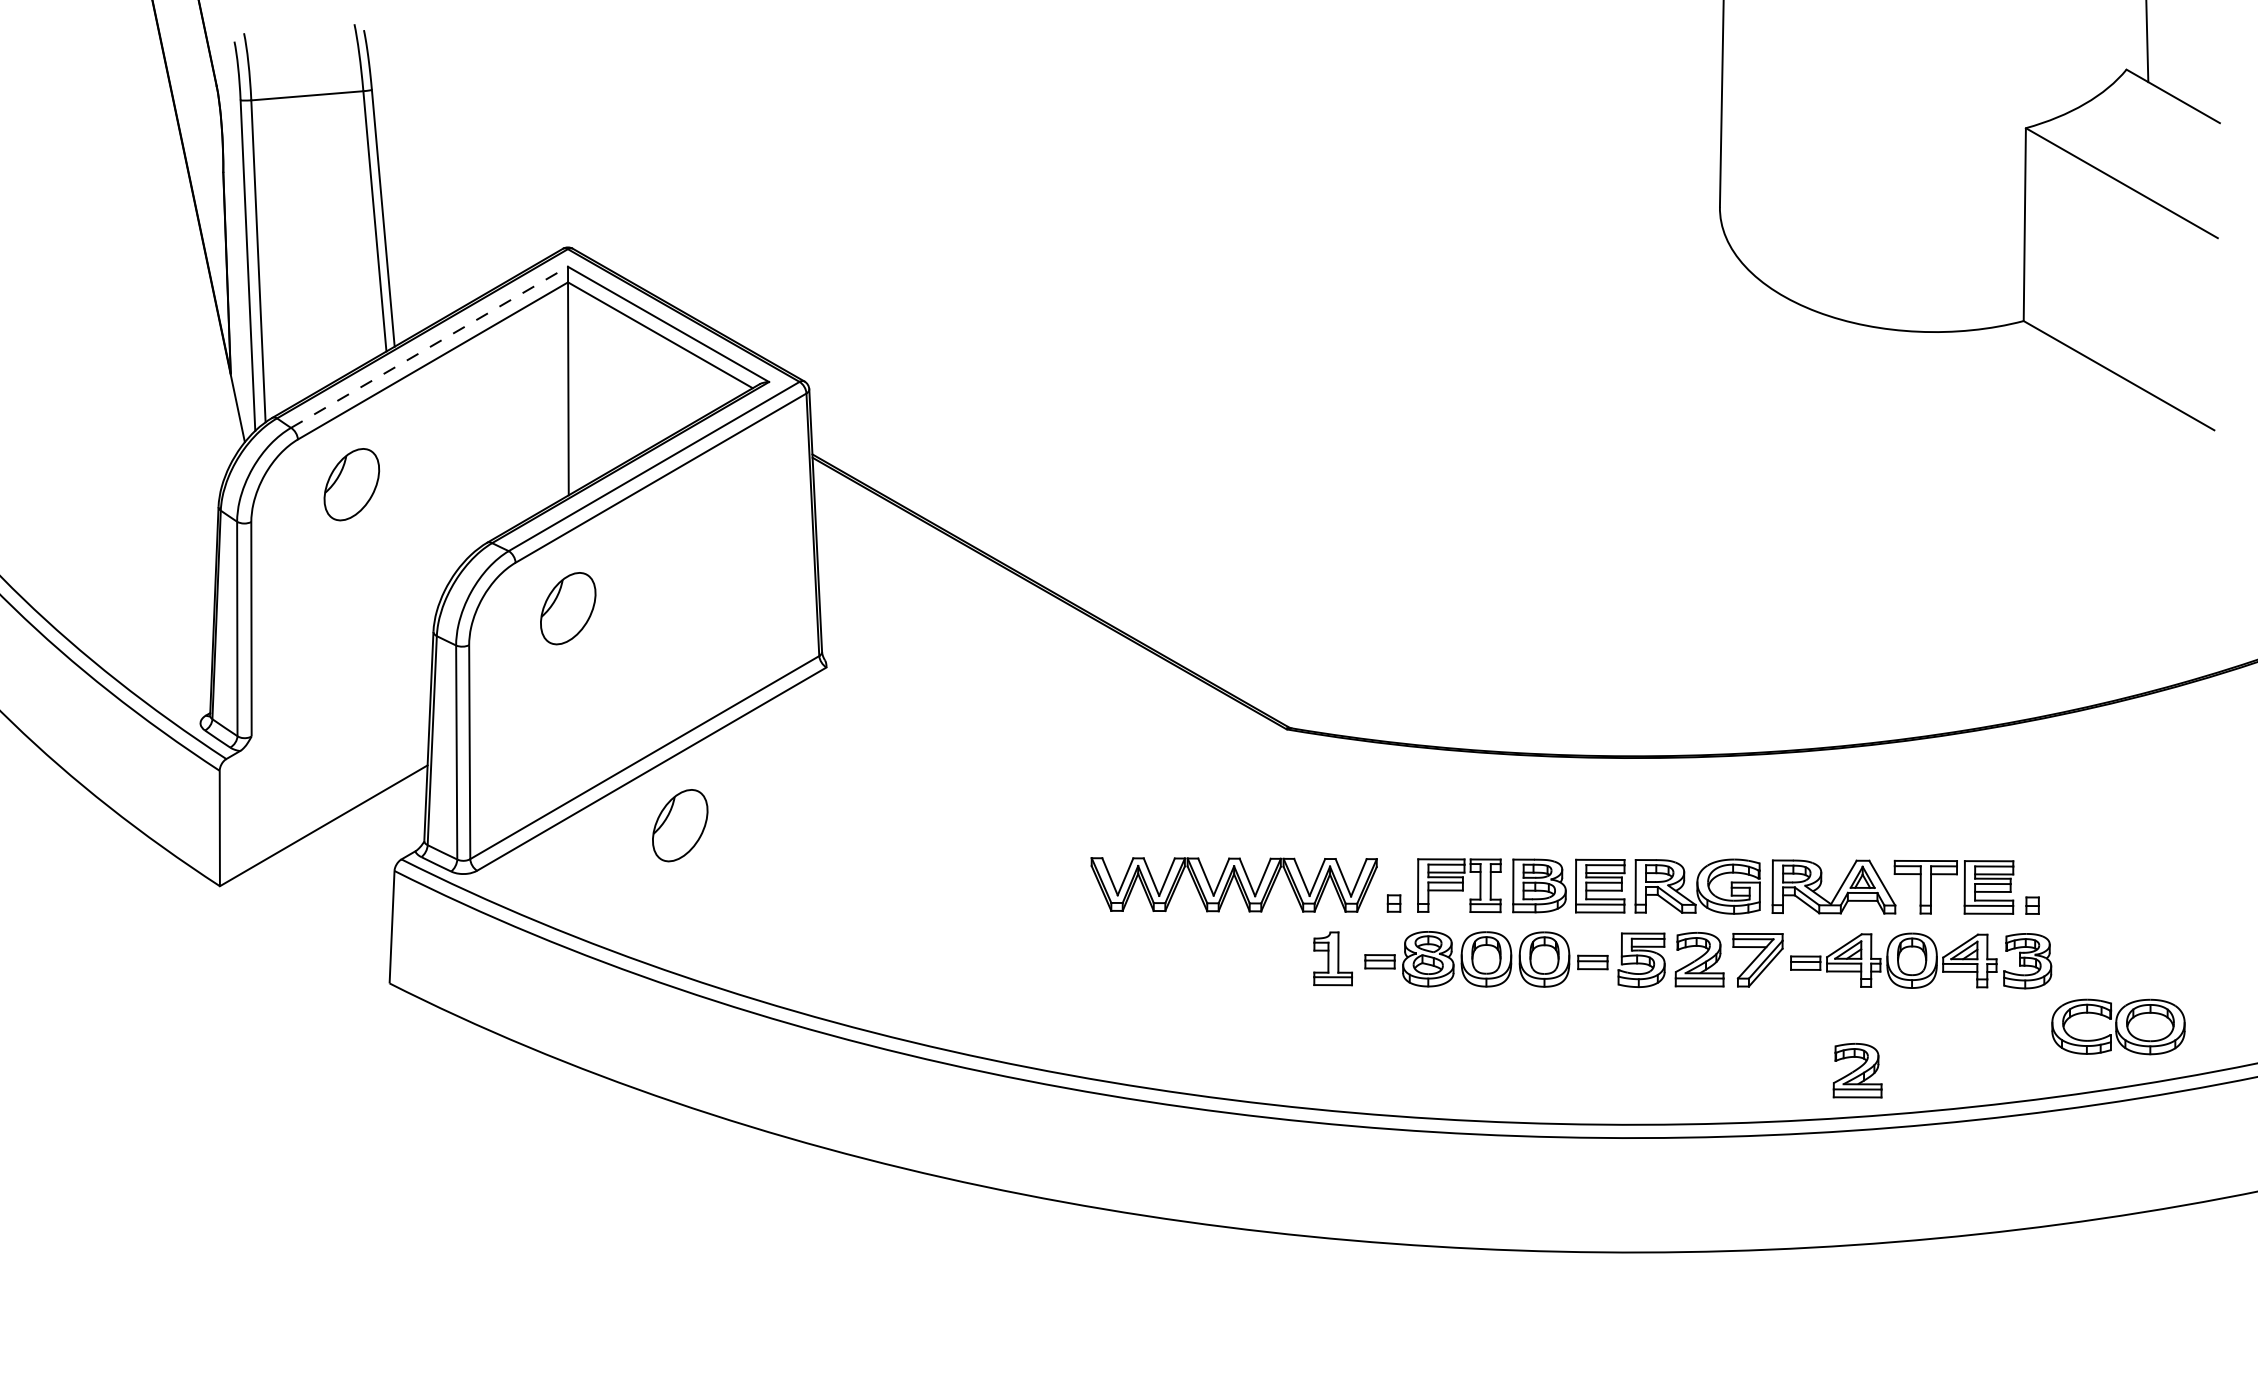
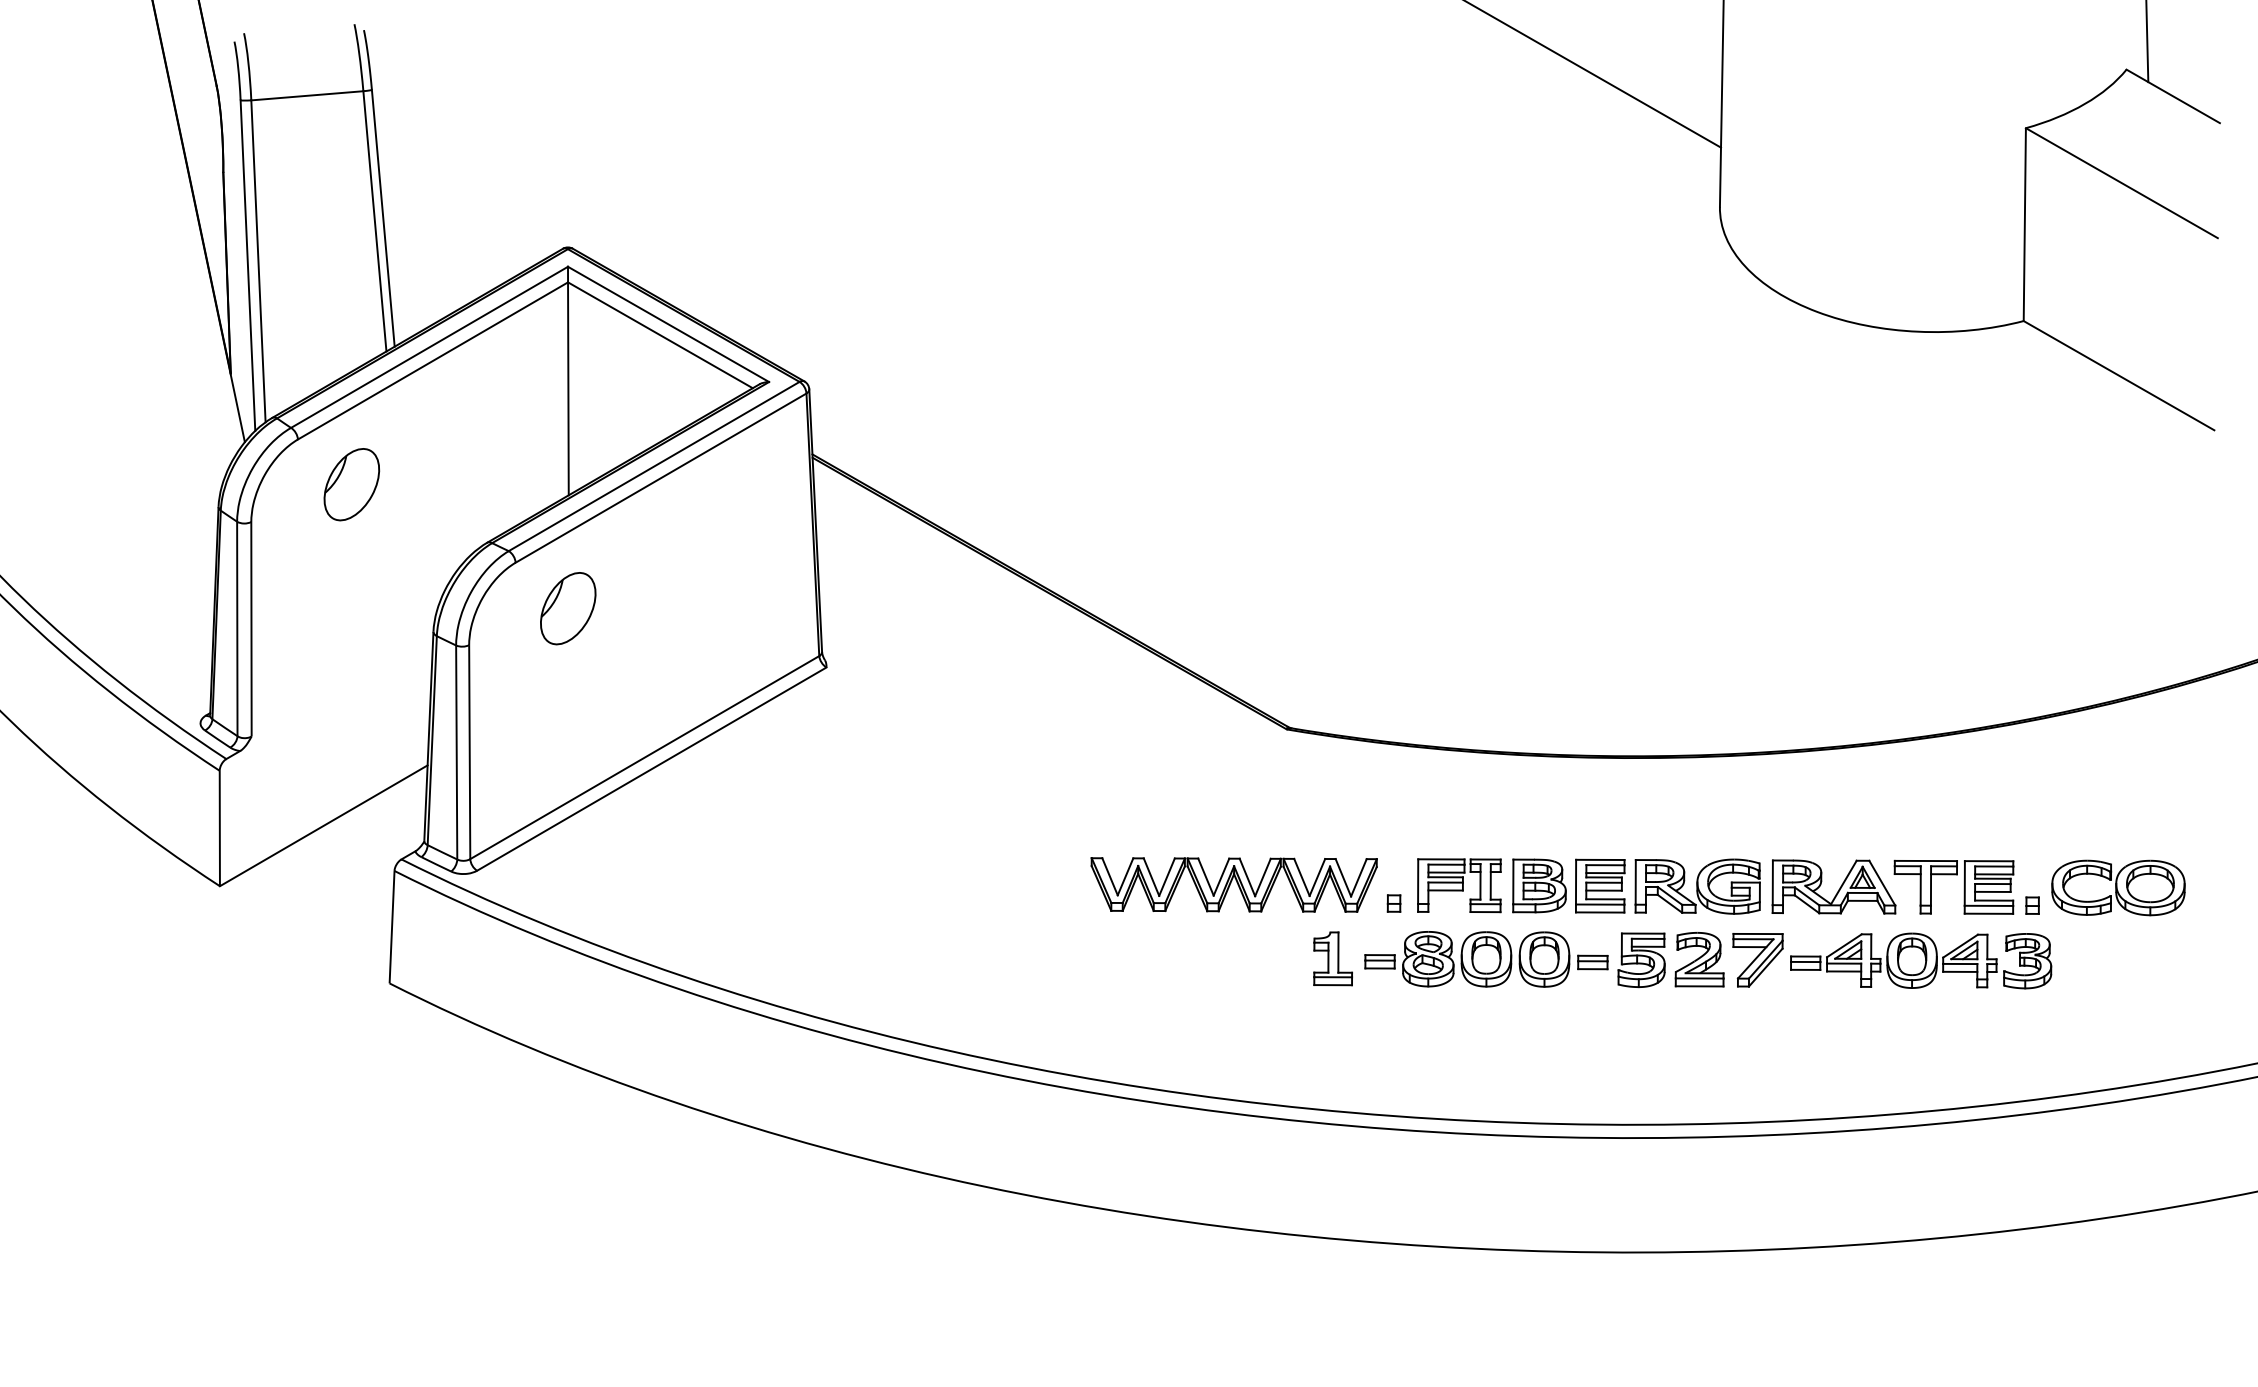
line: none -> present (1594, 74)
line: dashed -> solid (429, 347)
part: present -> none (680, 825)
part position: (2118, 1026) -> (2118, 887) (2118, 887)
part: present -> none (1857, 1070)
